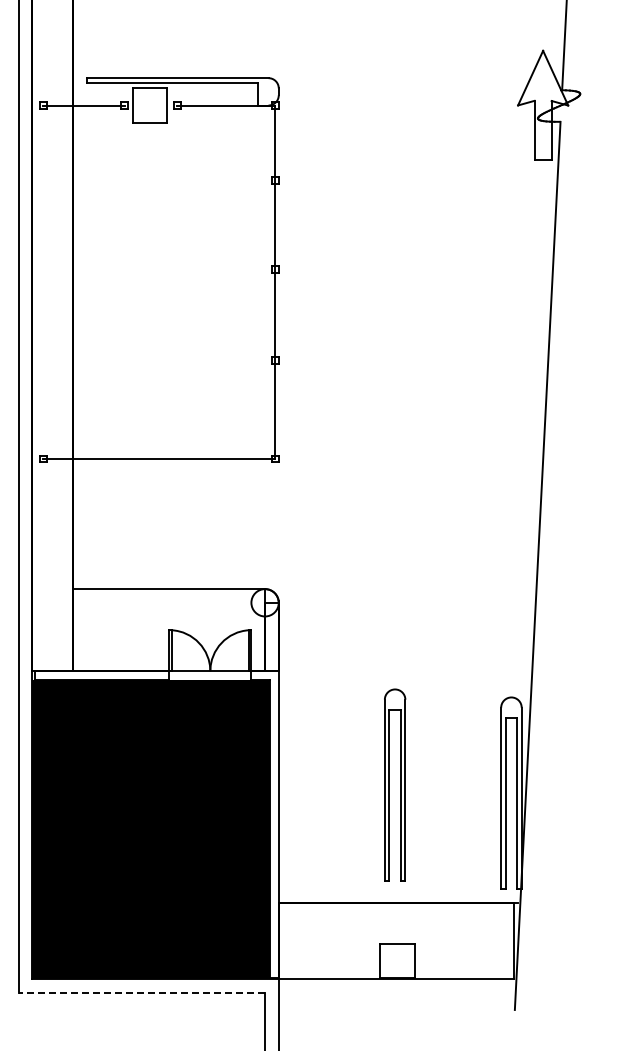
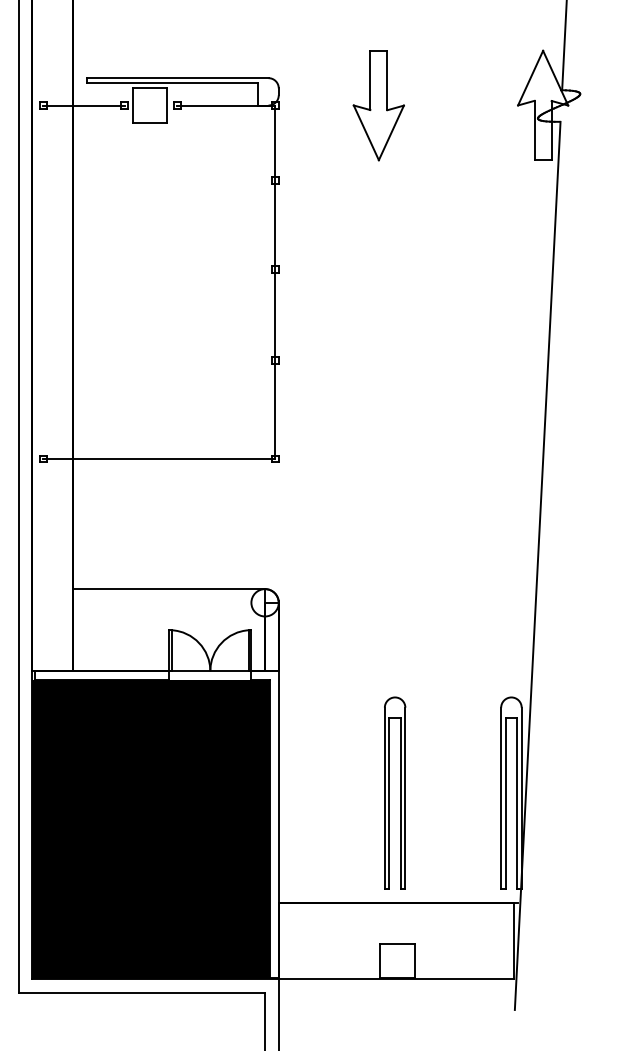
part: none -> present (378, 105)
part position: (395, 784) -> (395, 792) (395, 792)
line: dashed -> solid (141, 992)
